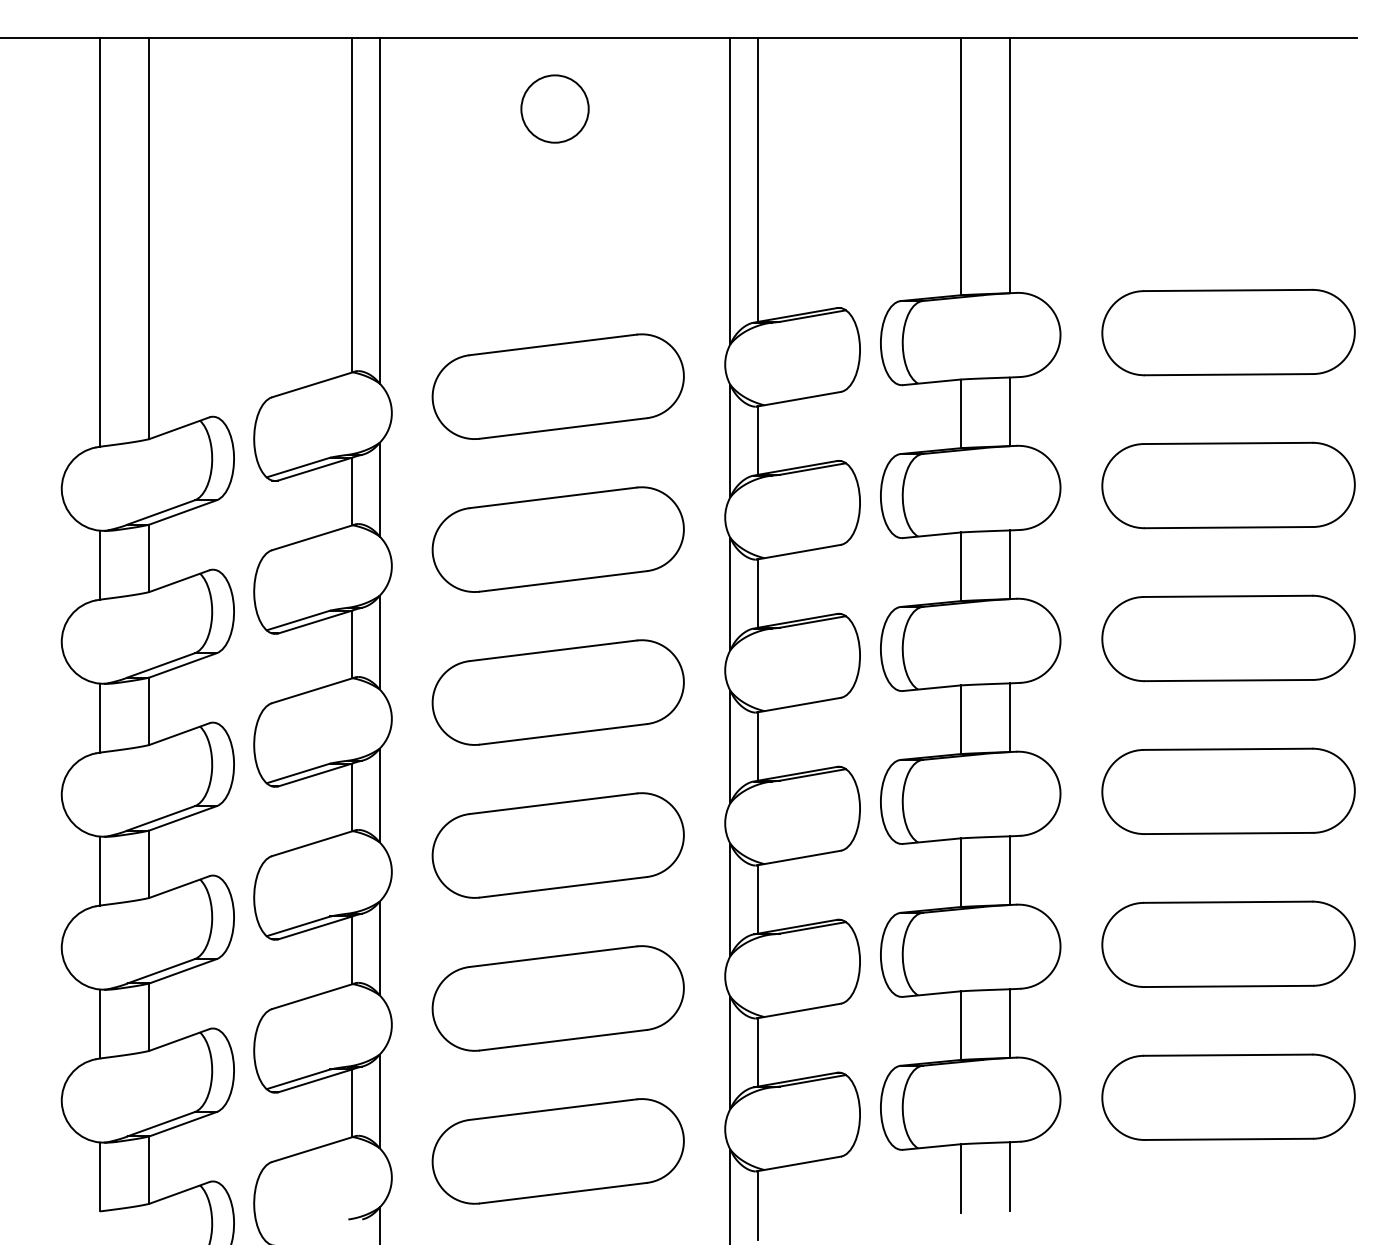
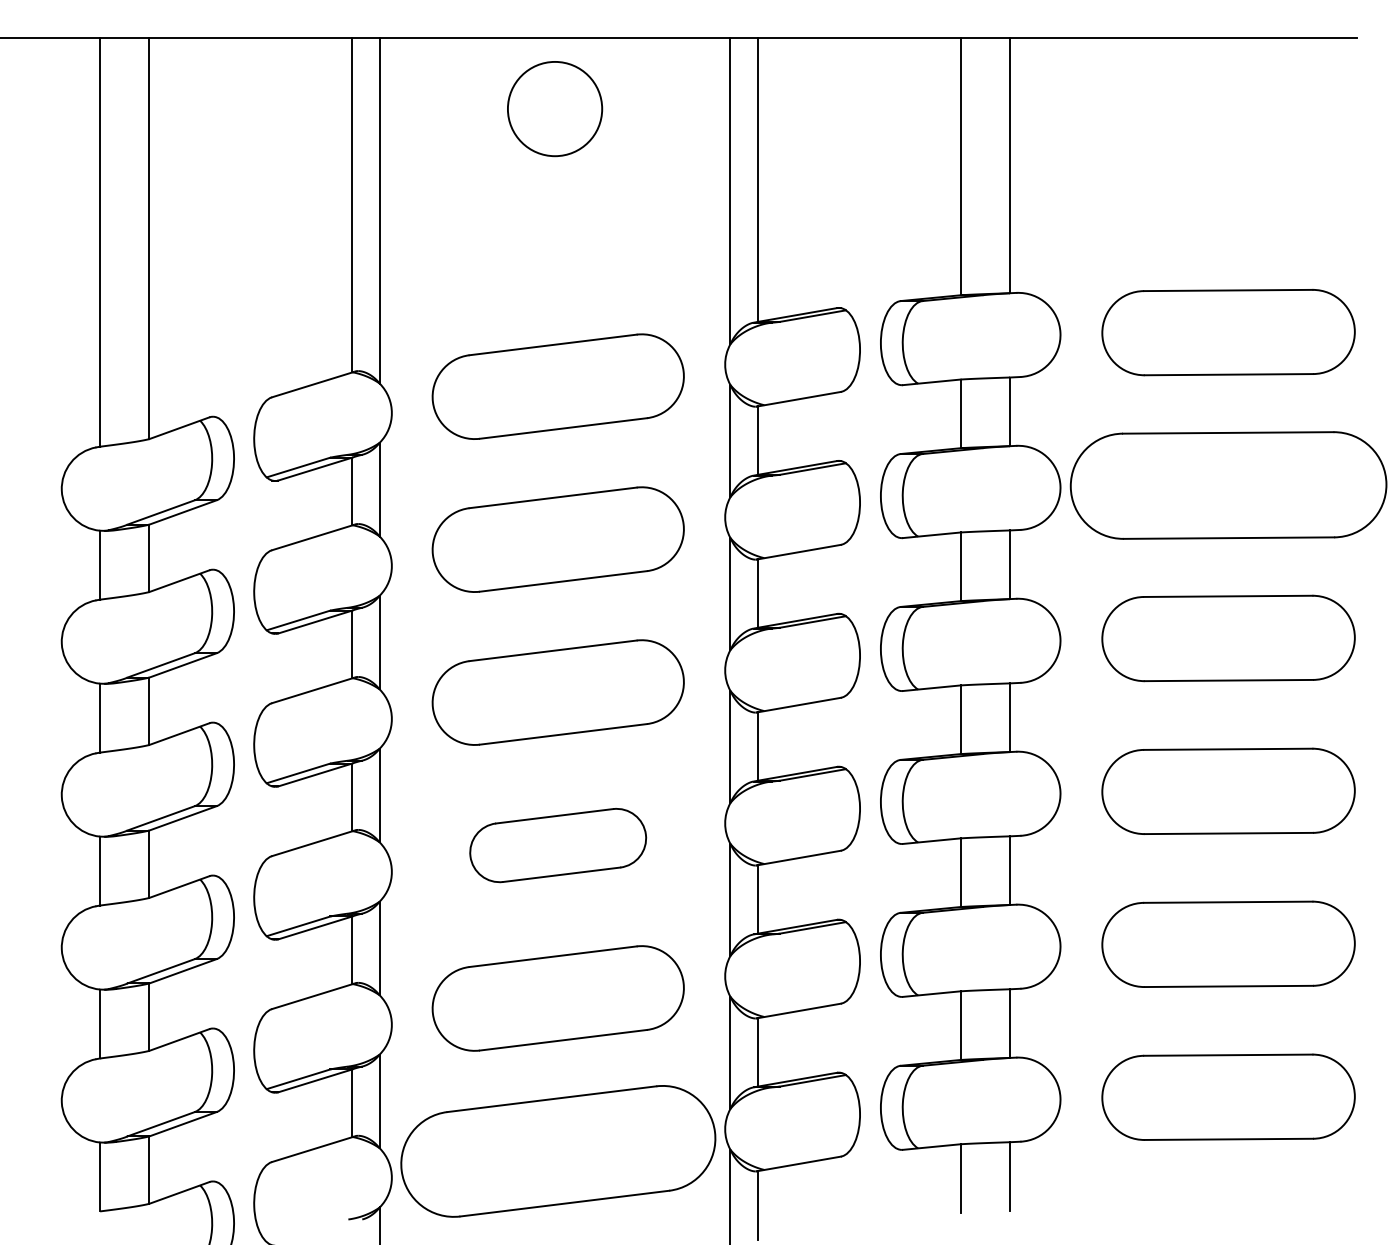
circle diameter: 67 px -> 94 px (554, 108)
part size: 255x89 px -> 319x109 px (1228, 485)
part size: 254x107 px -> 179x76 px (558, 845)
part size: 254x107 px -> 317x133 px (558, 1151)
